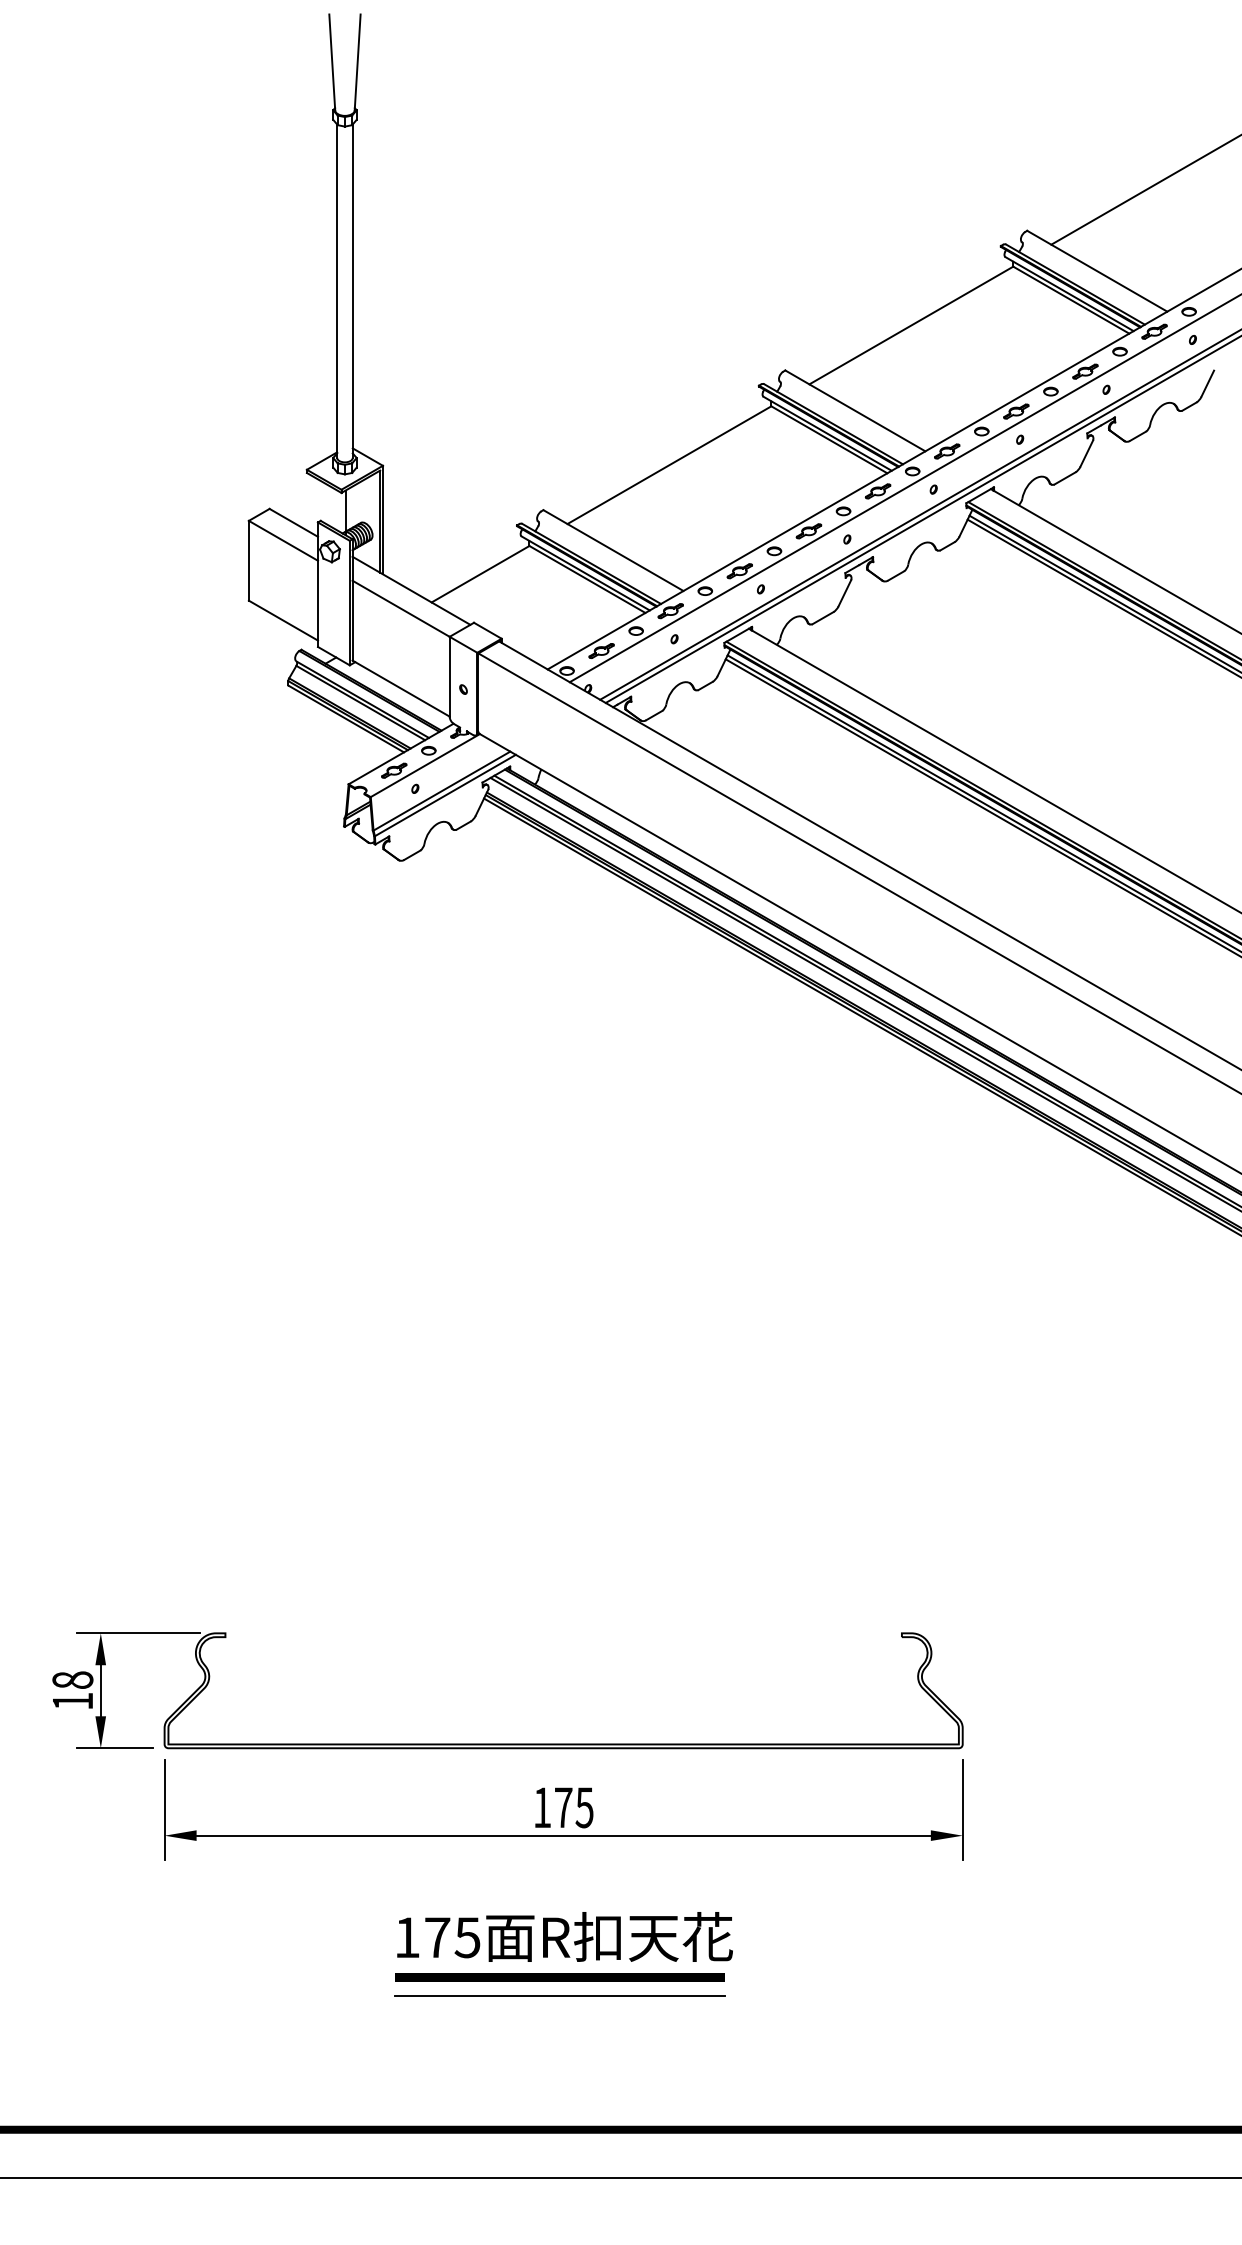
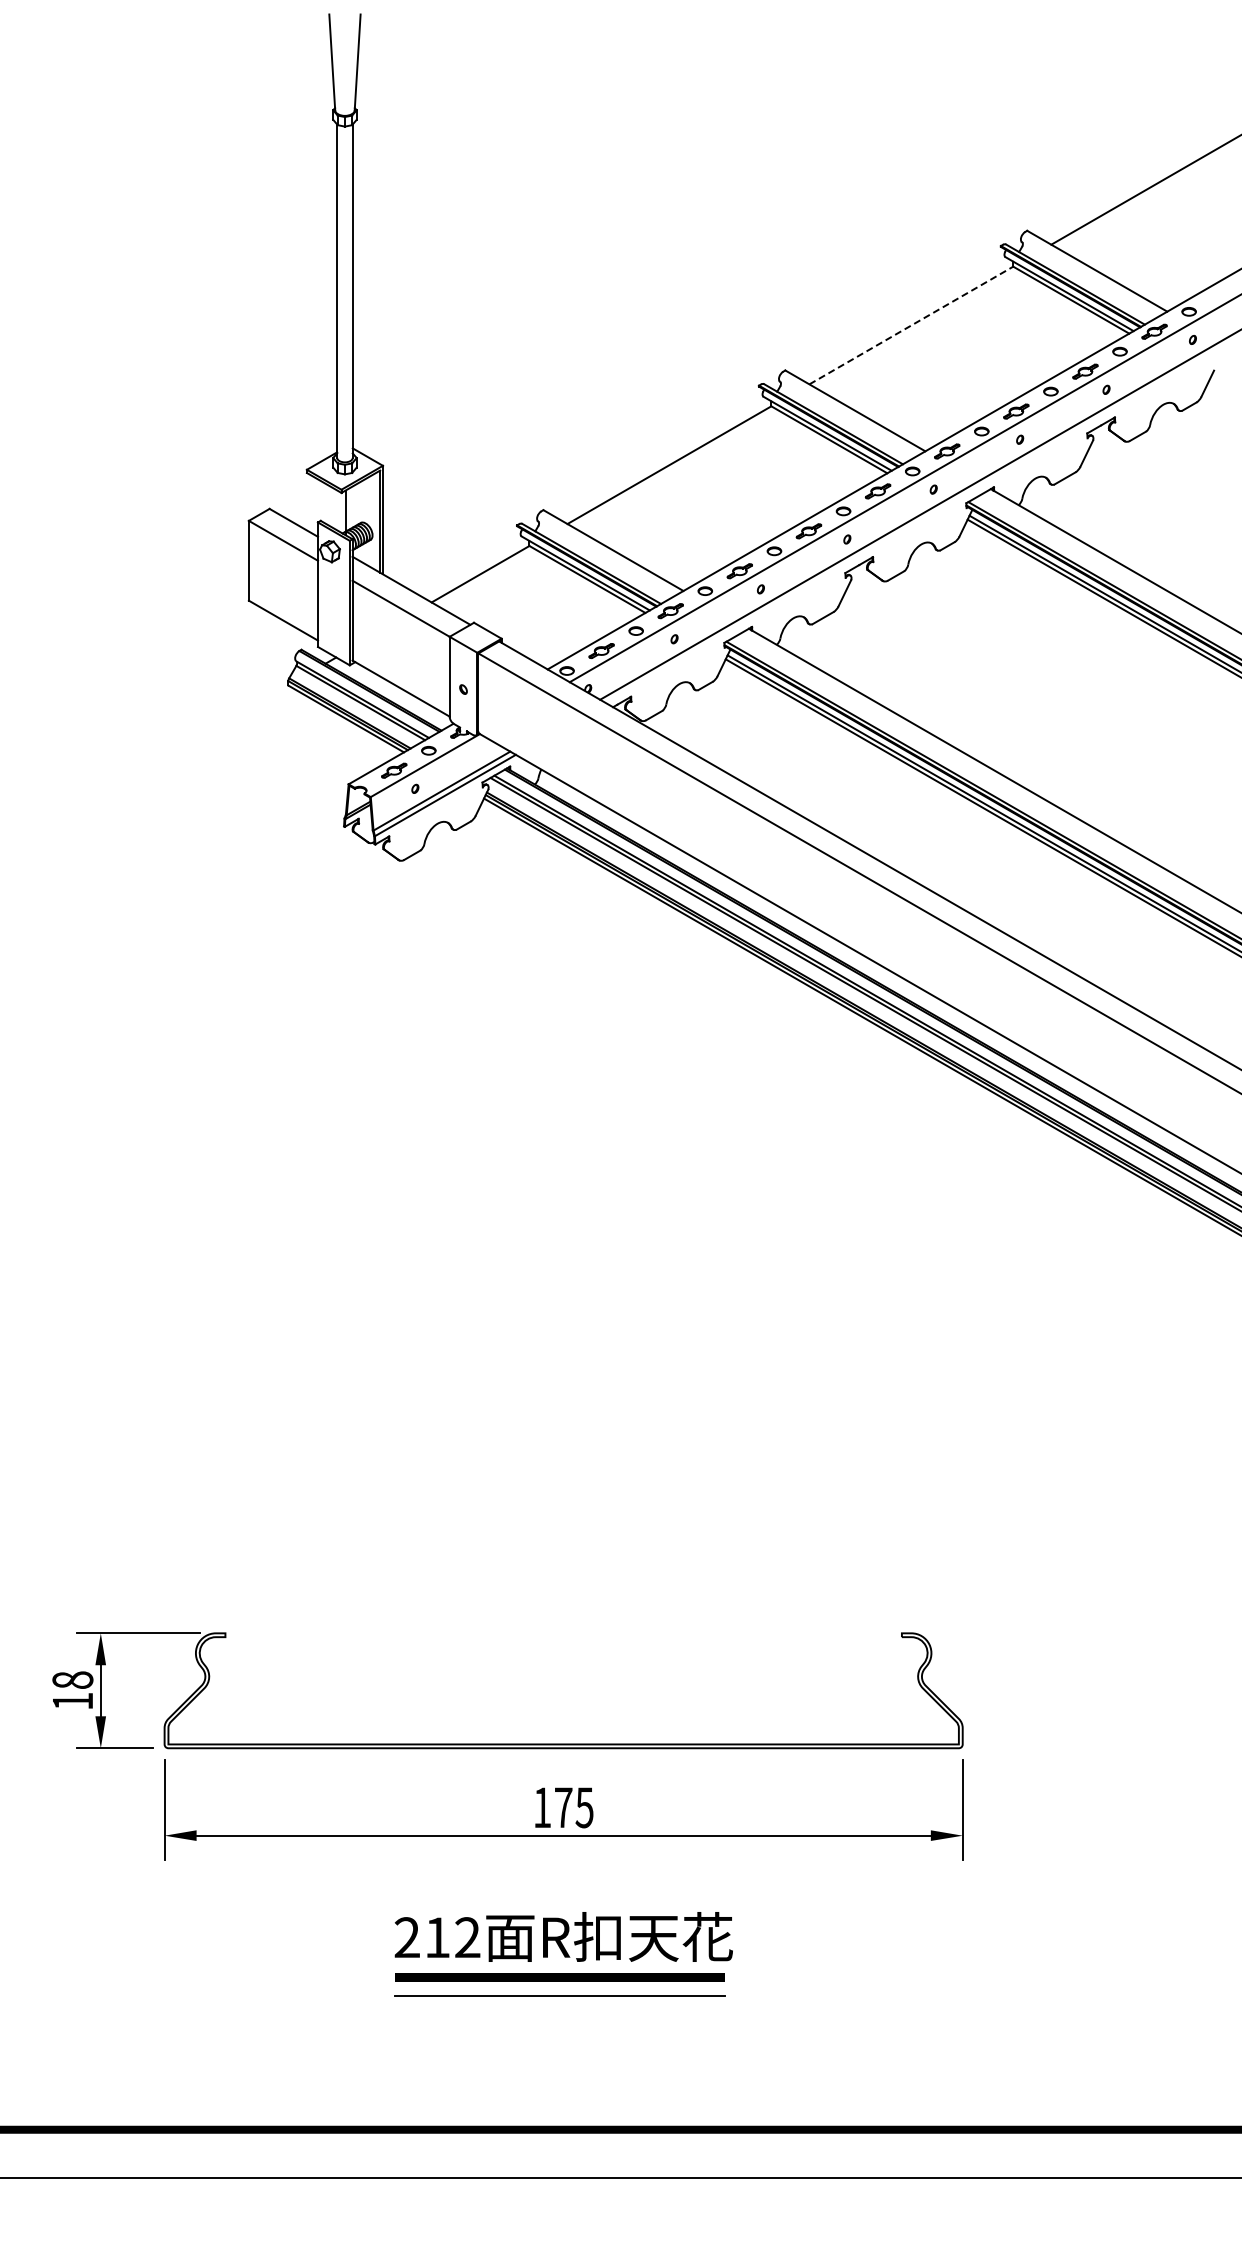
line: solid -> dashed (911, 325)
line: present -> none (921, 519)
text: 175 -> 212 (437, 1937)
